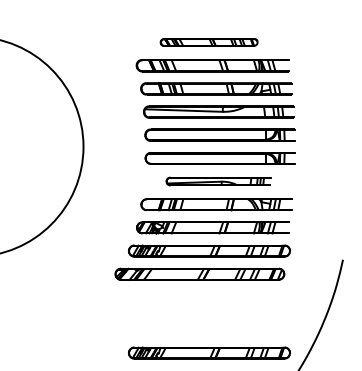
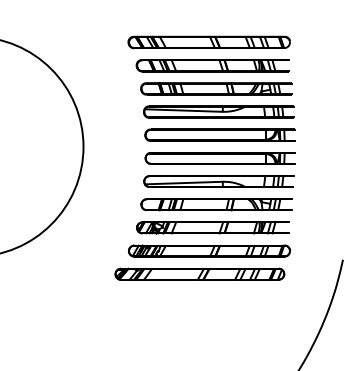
part size: 100x9 px -> 164x15 px (208, 42)
part size: 107x11 px -> 152x13 px (218, 181)
part: present -> none (209, 352)
